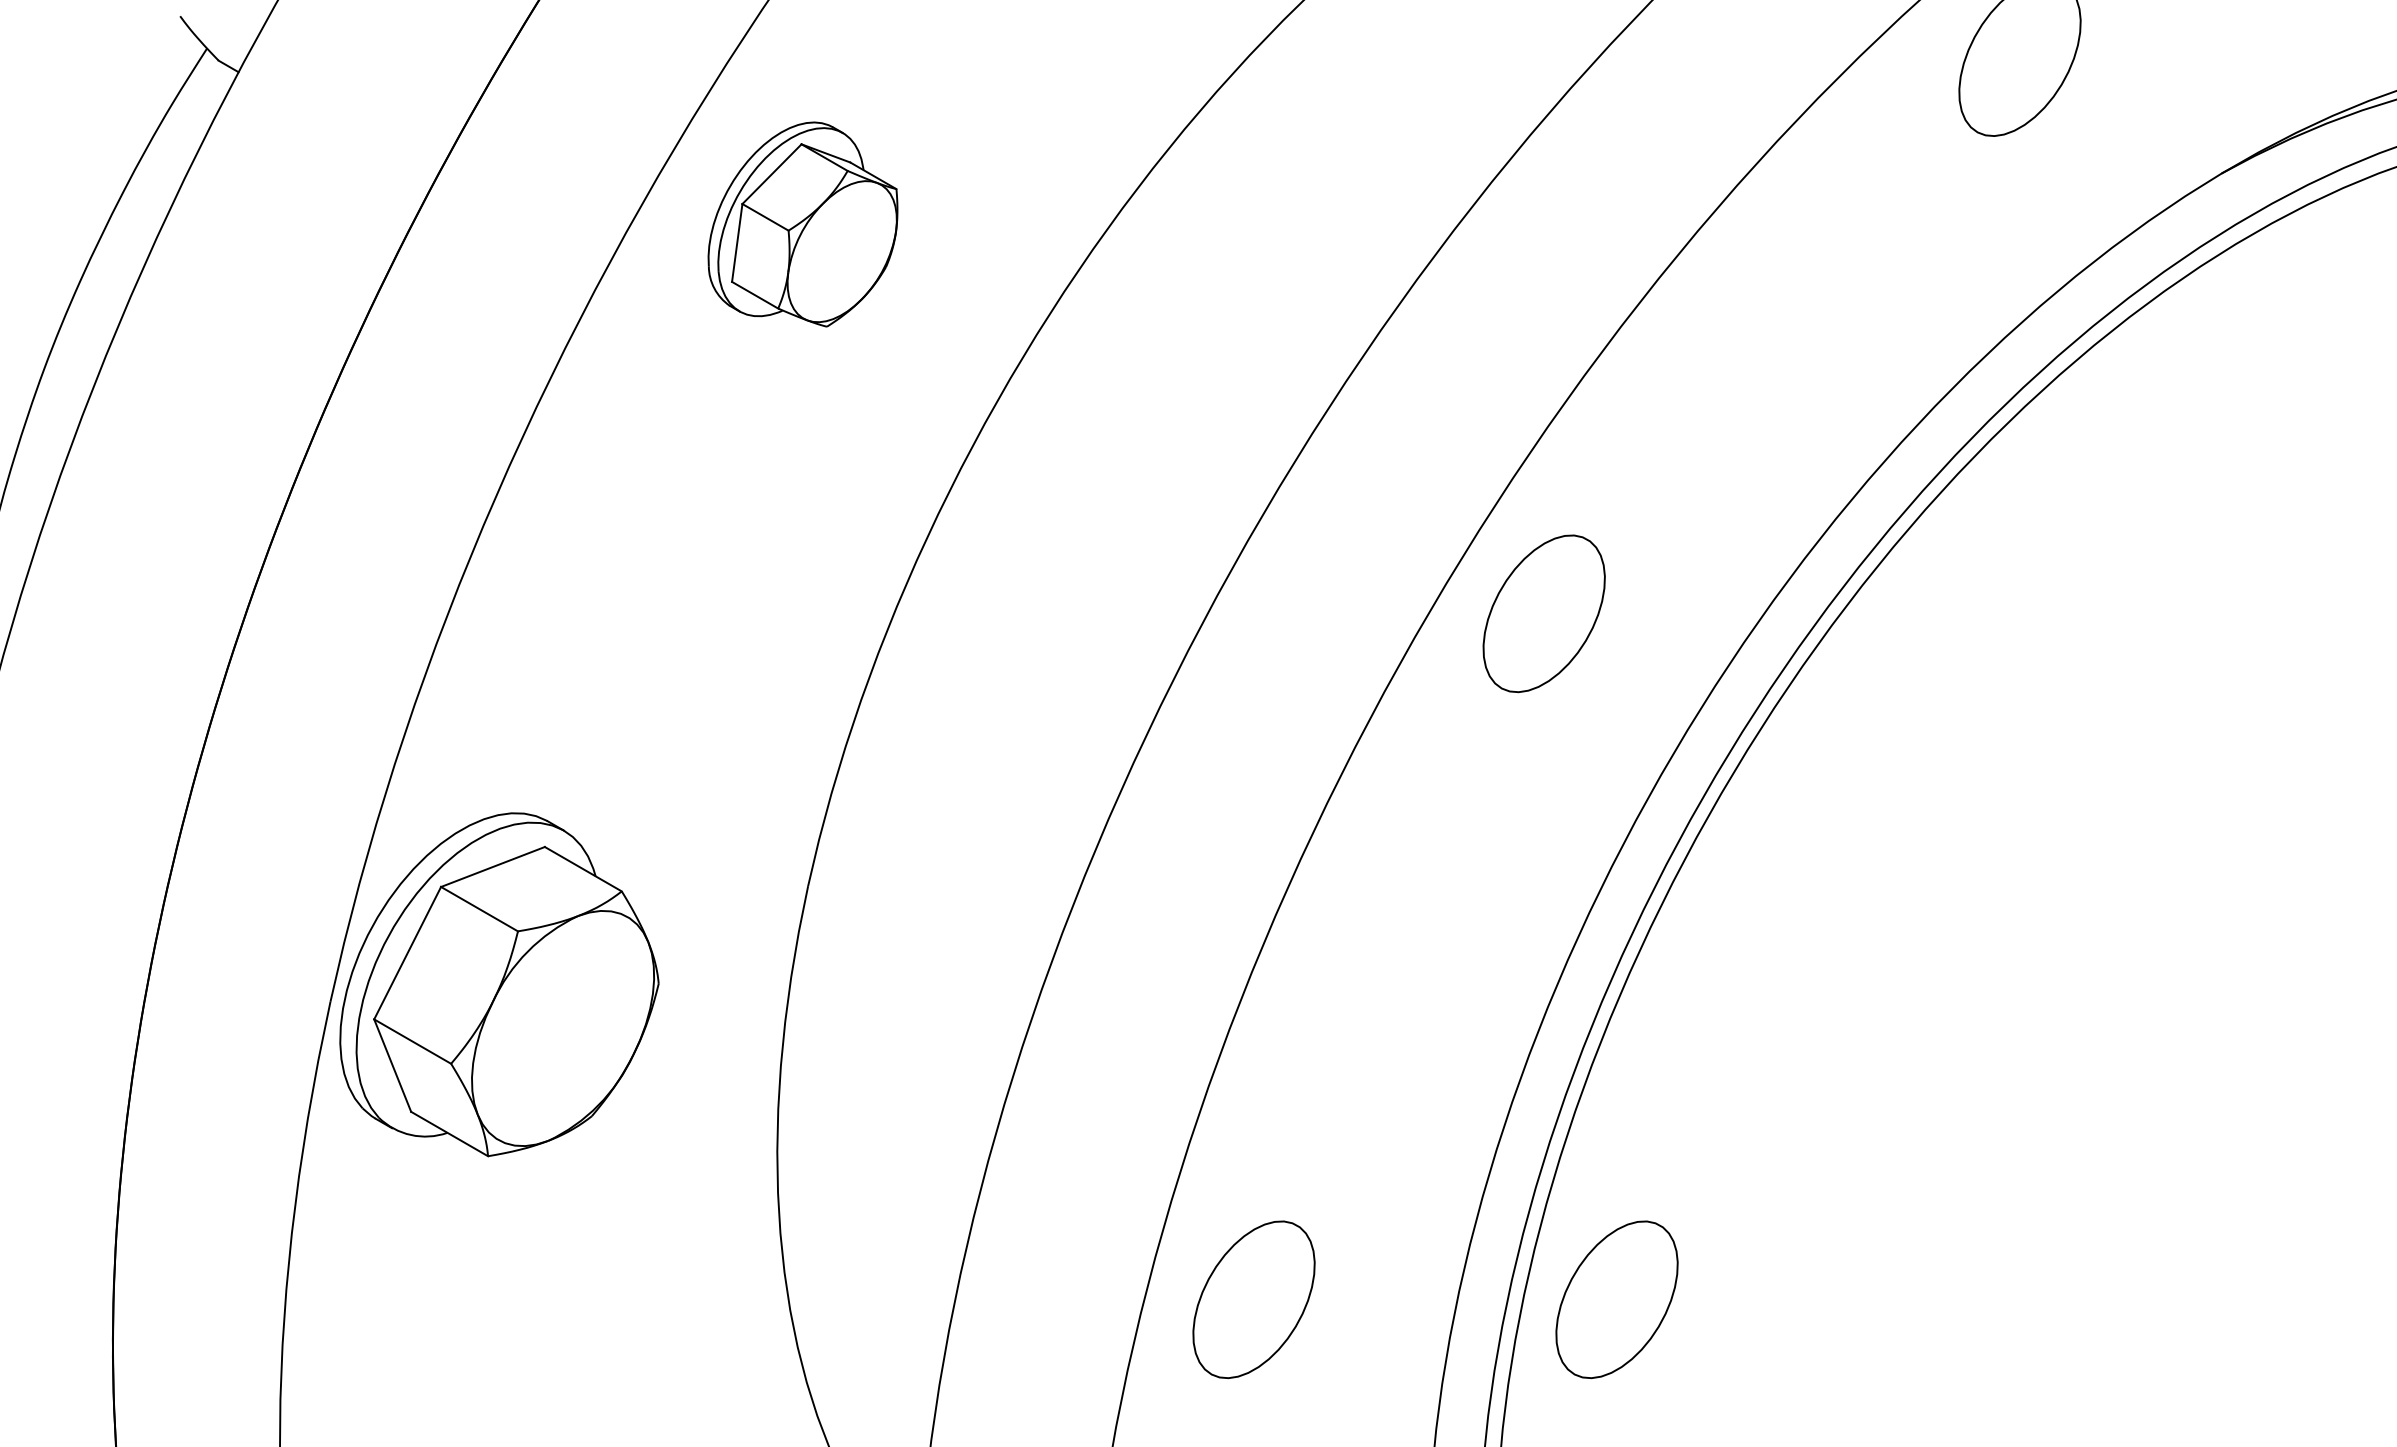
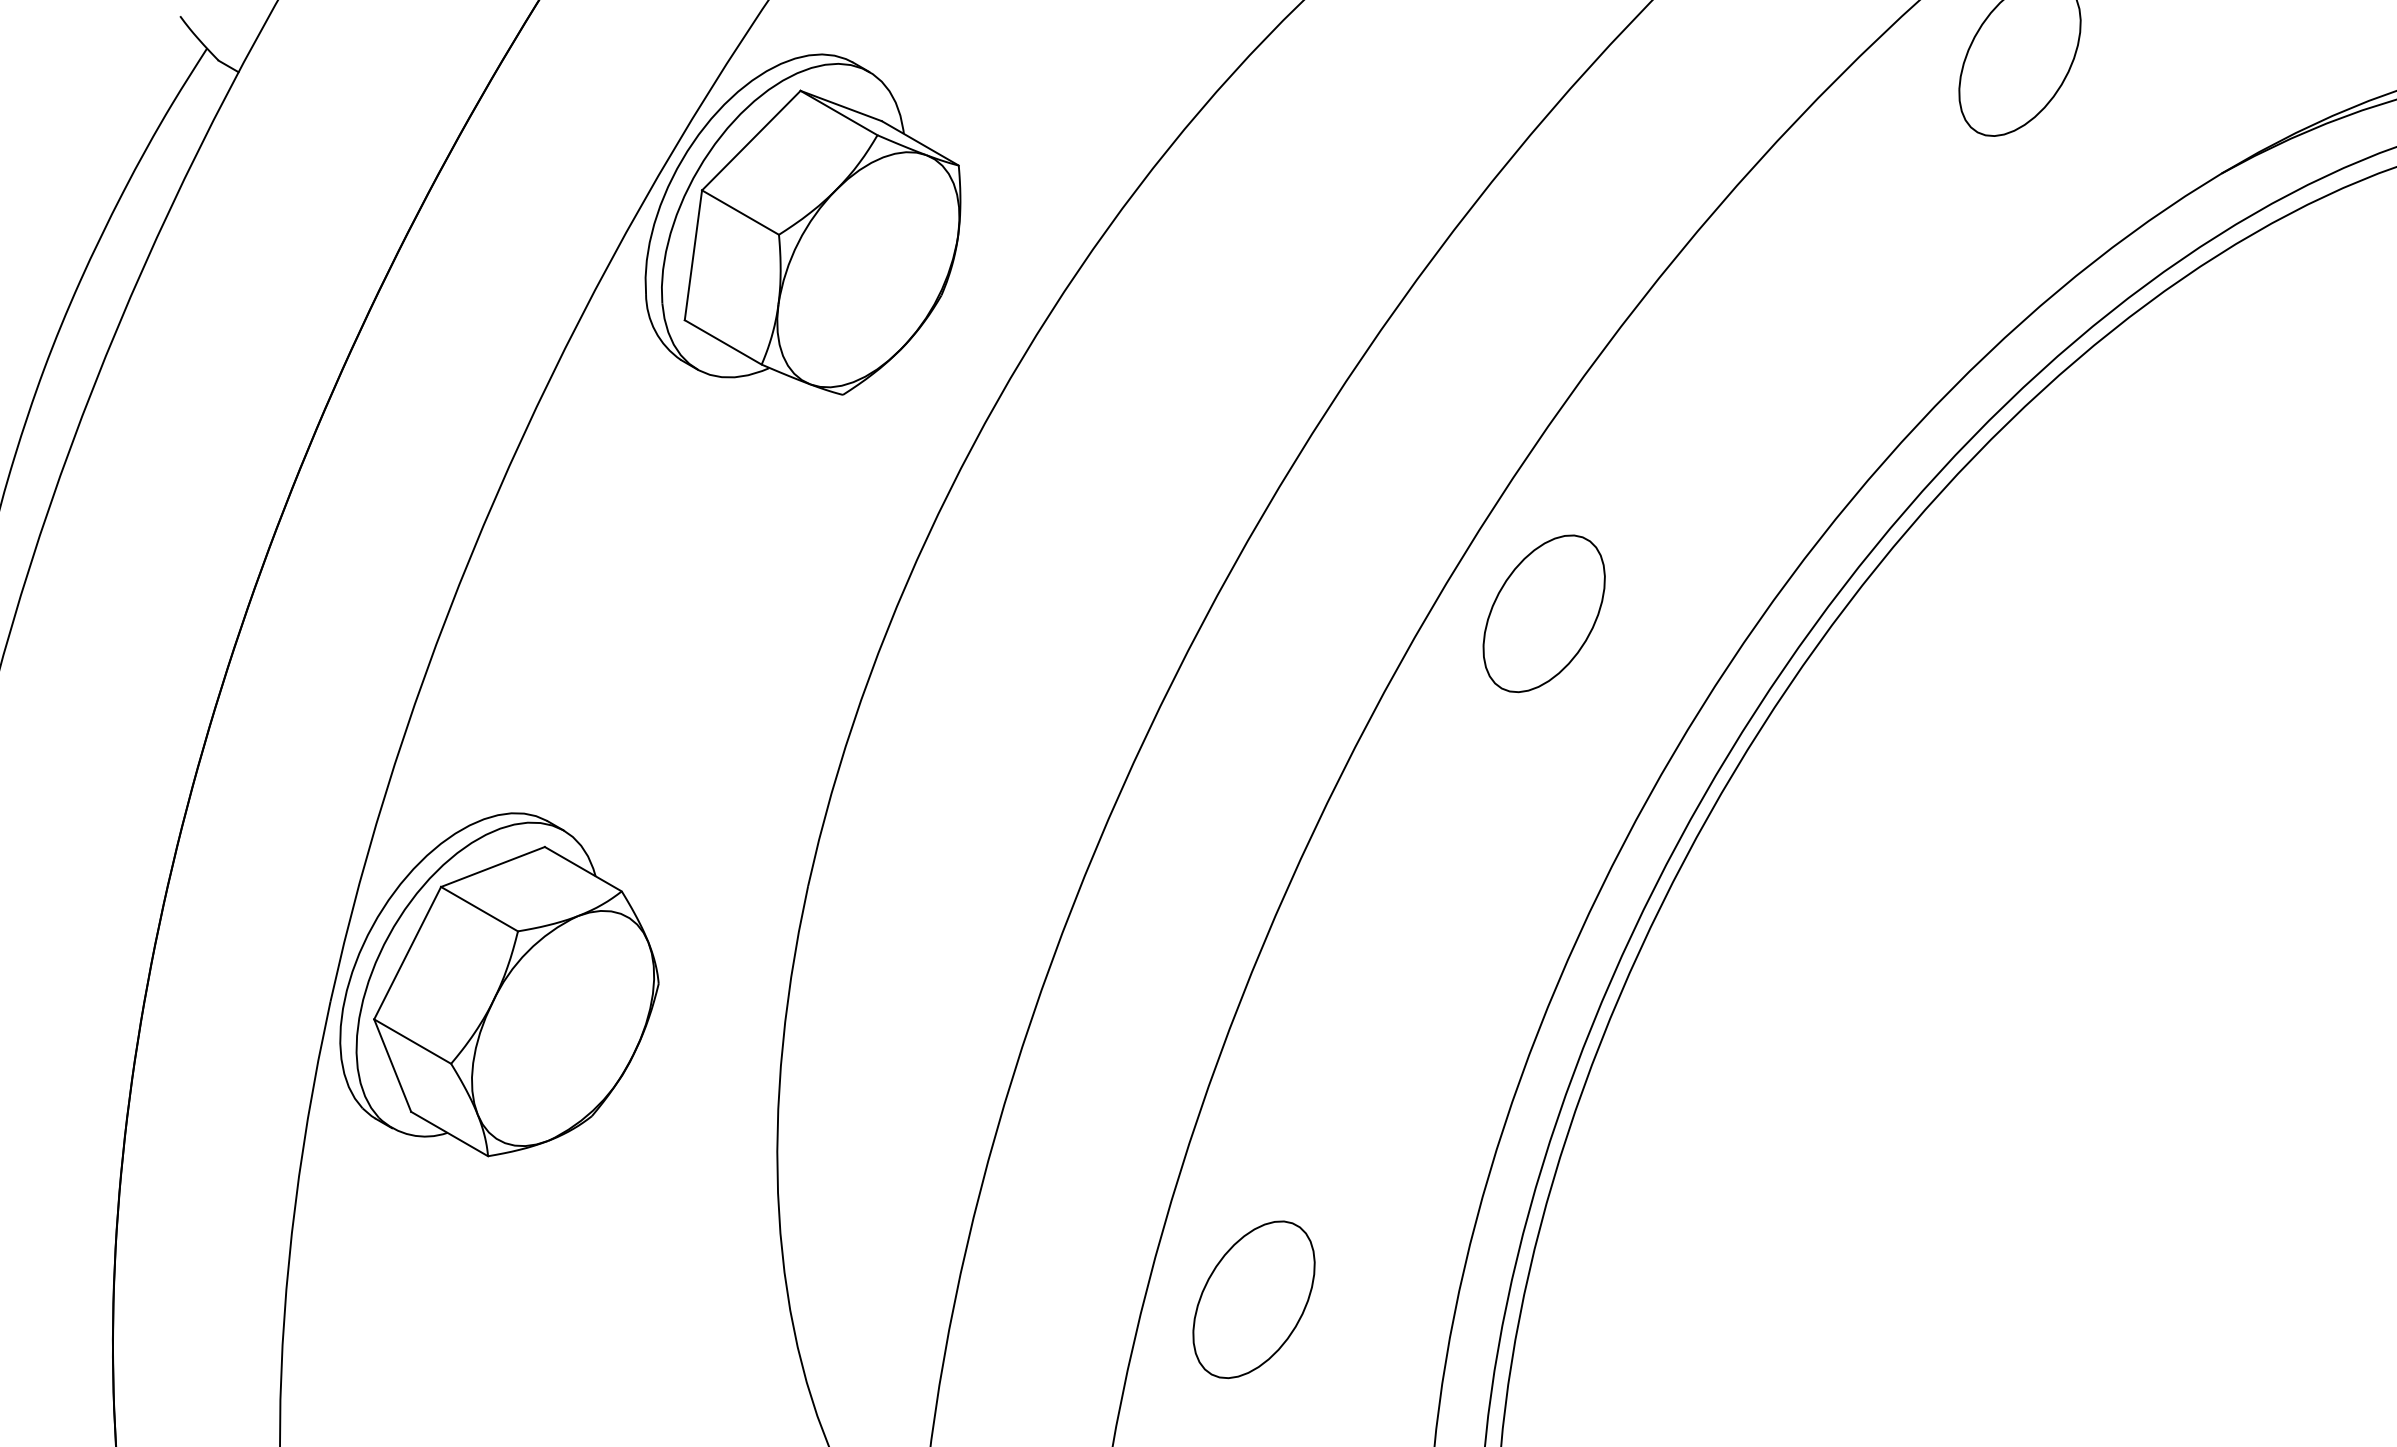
part size: 192x207 px -> 318x343 px (802, 224)
part: present -> none (1616, 1299)
